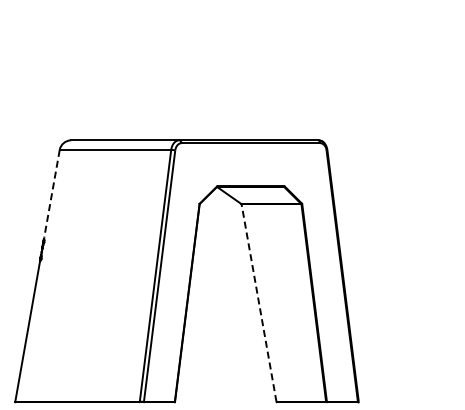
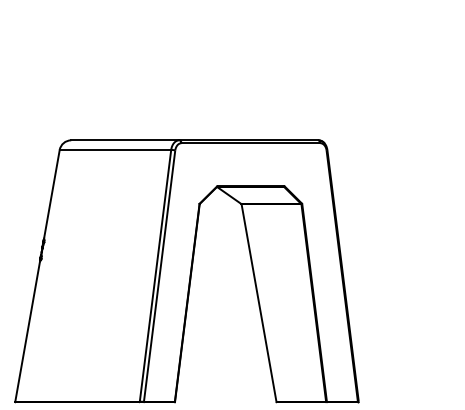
line: dashed -> solid (51, 193)
line: dashed -> solid (258, 302)
